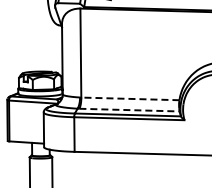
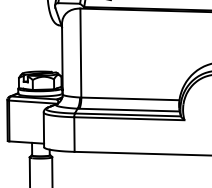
line: dashed -> solid (129, 98)
line: dashed -> solid (130, 110)
